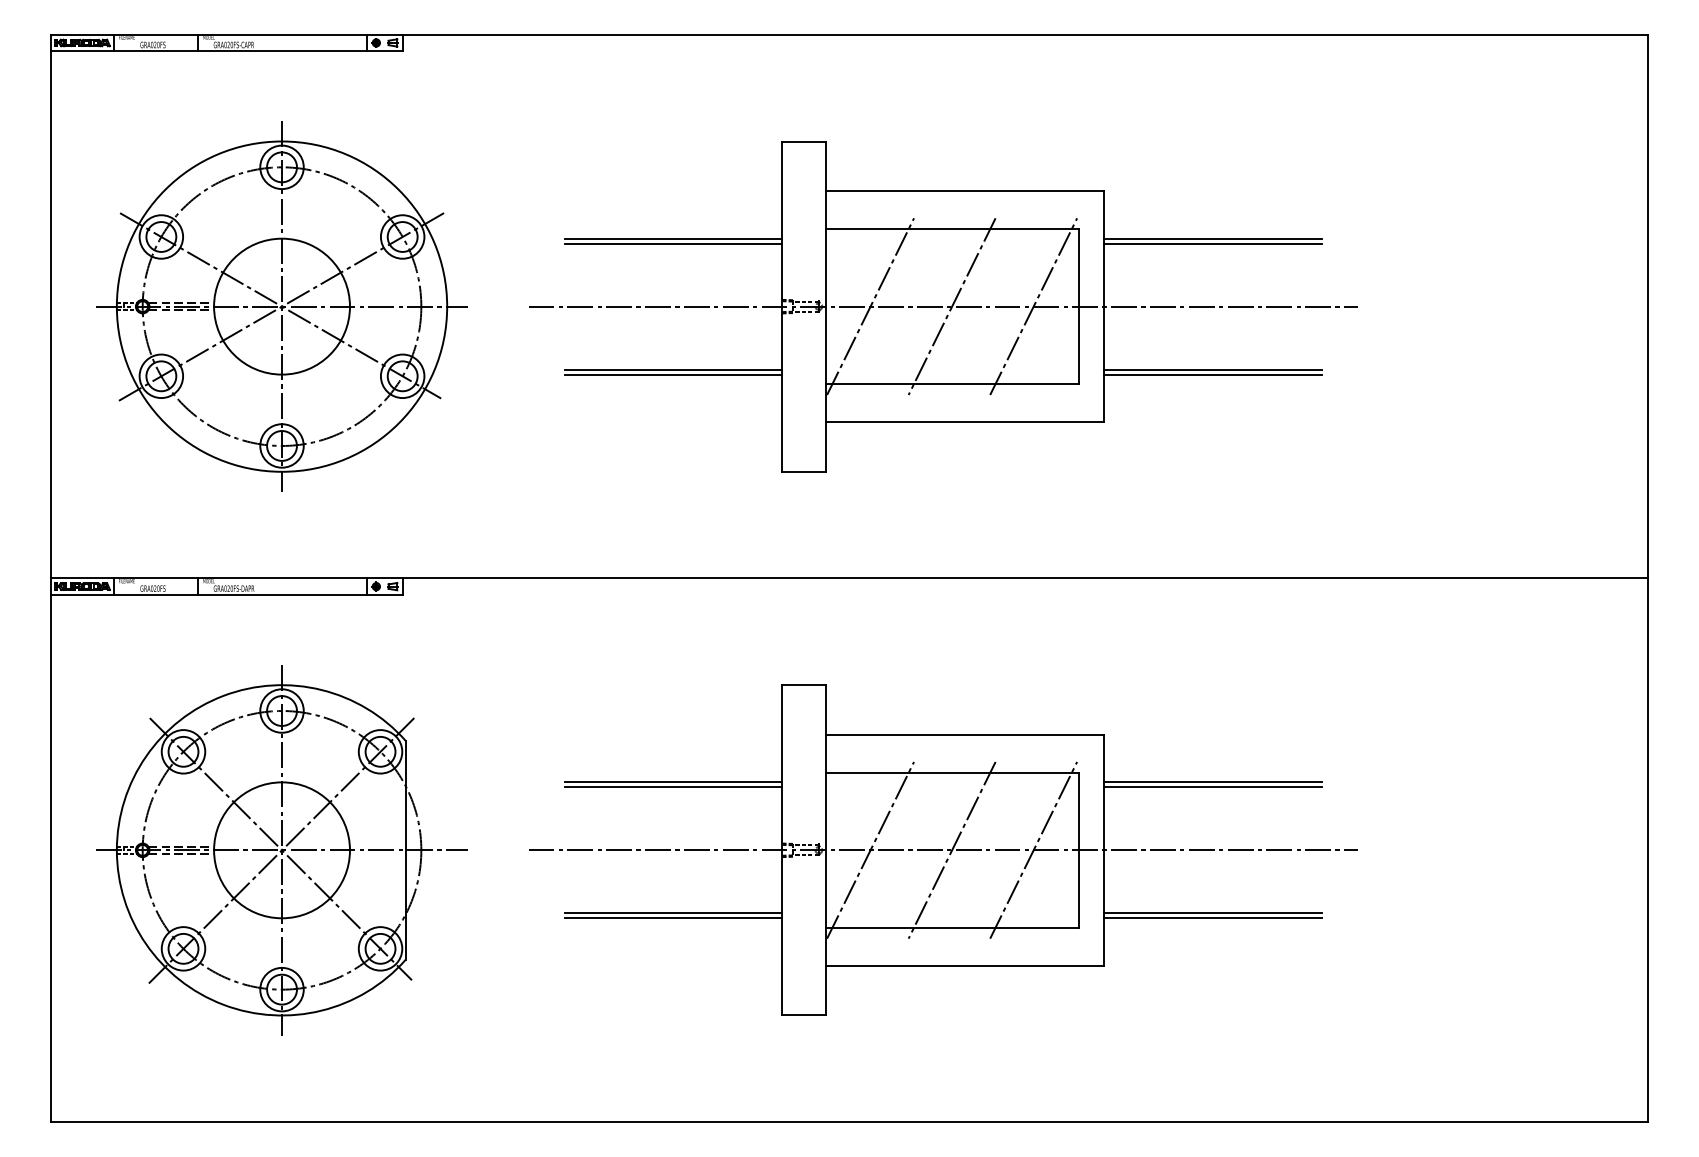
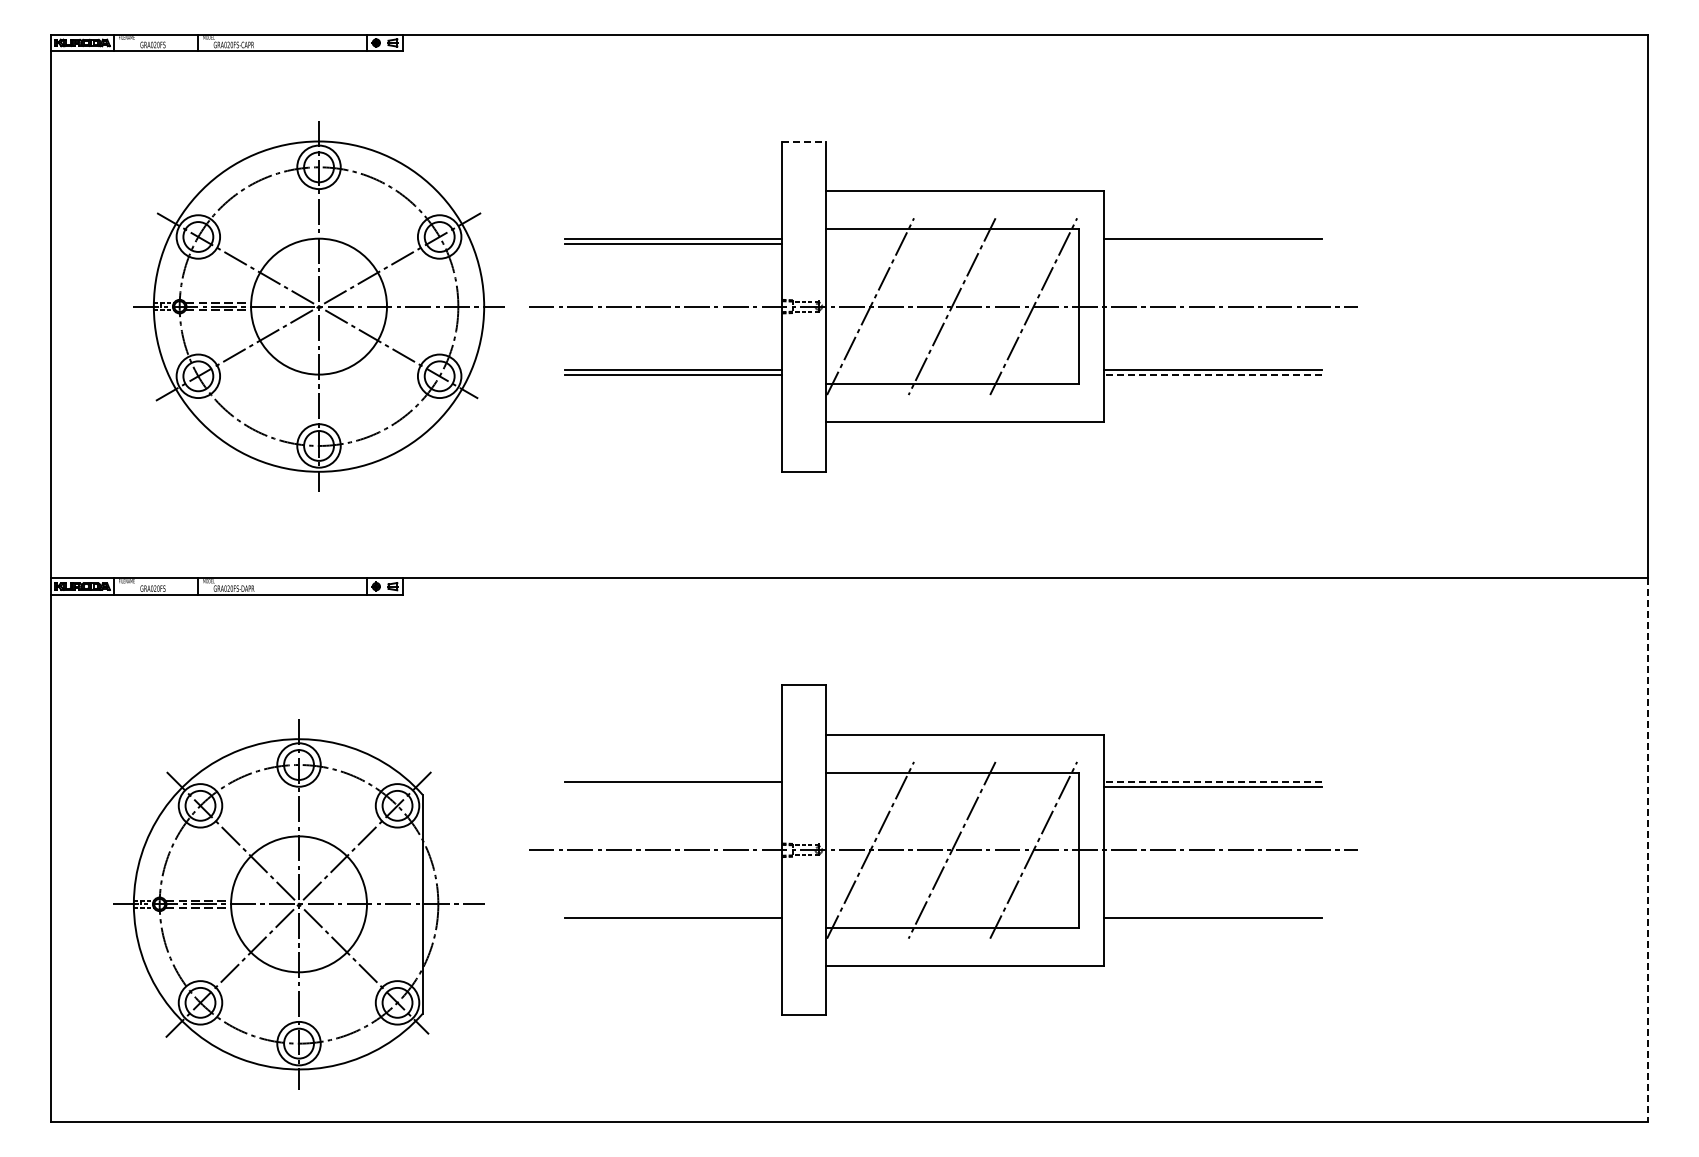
line: solid -> dashed (803, 141)
line: present -> none (1212, 243)
part position: (281, 306) -> (318, 306) (318, 306)
line: solid -> dashed (1213, 374)
line: solid -> dashed (1213, 782)
line: present -> none (673, 787)
part position: (281, 850) -> (298, 904) (298, 904)
line: solid -> dashed (1648, 850)
line: present -> none (673, 913)
line: present -> none (1212, 913)
